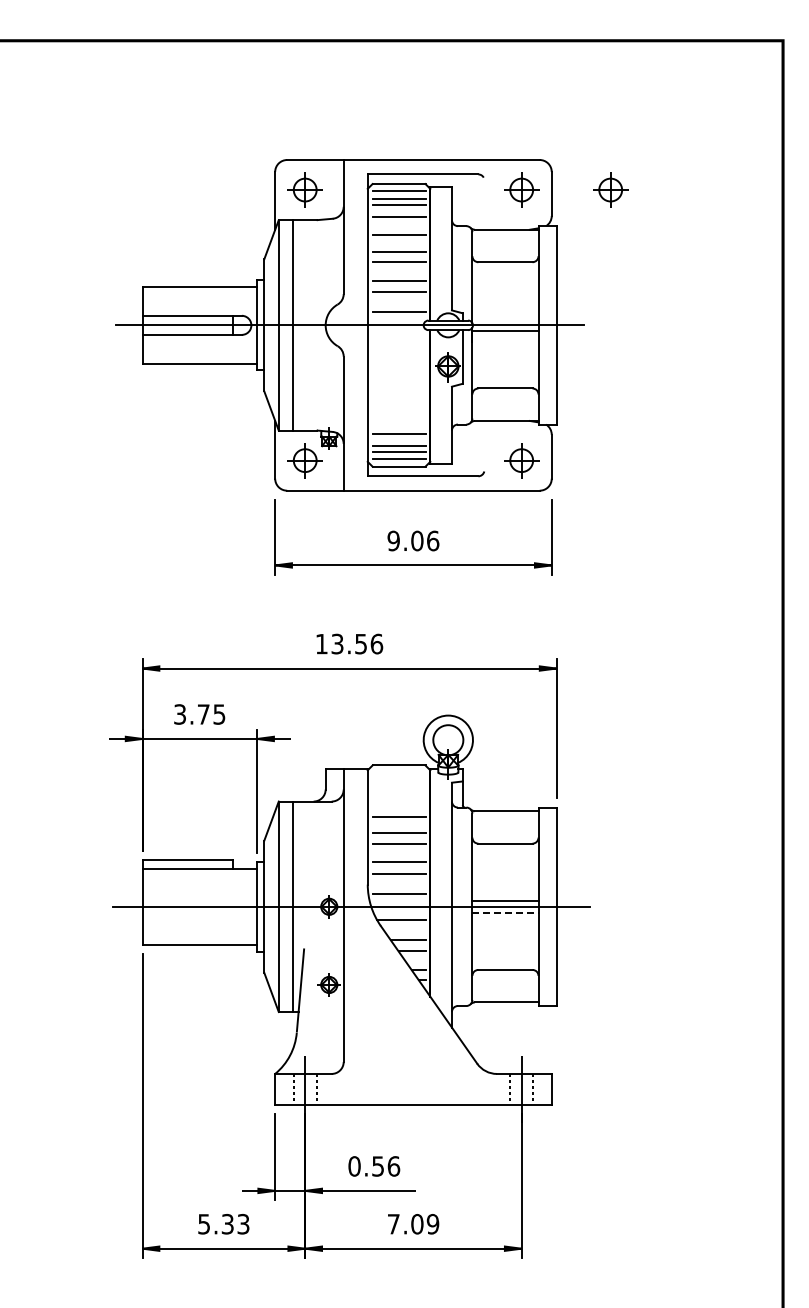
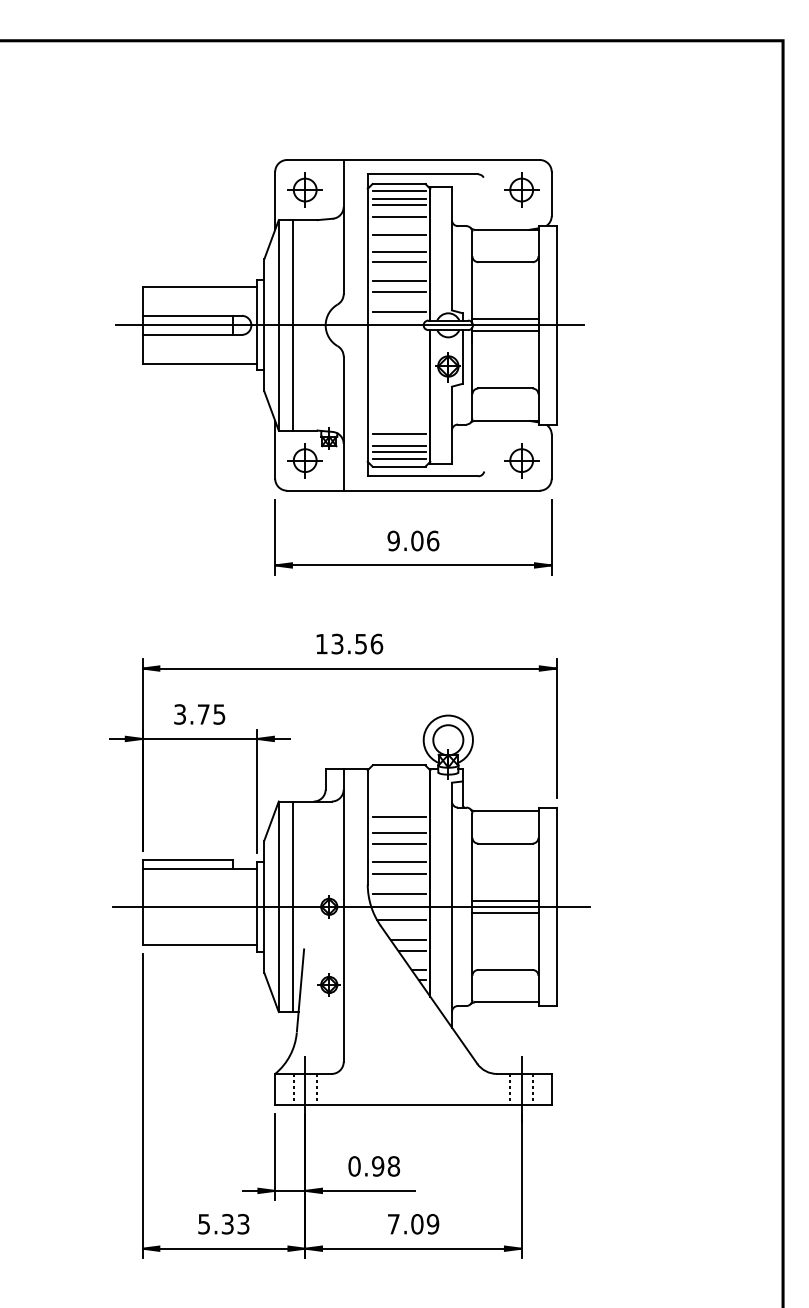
part: present -> none (610, 189)
line: none -> present (505, 319)
line: dashed -> solid (505, 912)
text: 0.56 -> 0.98 (386, 1166)
